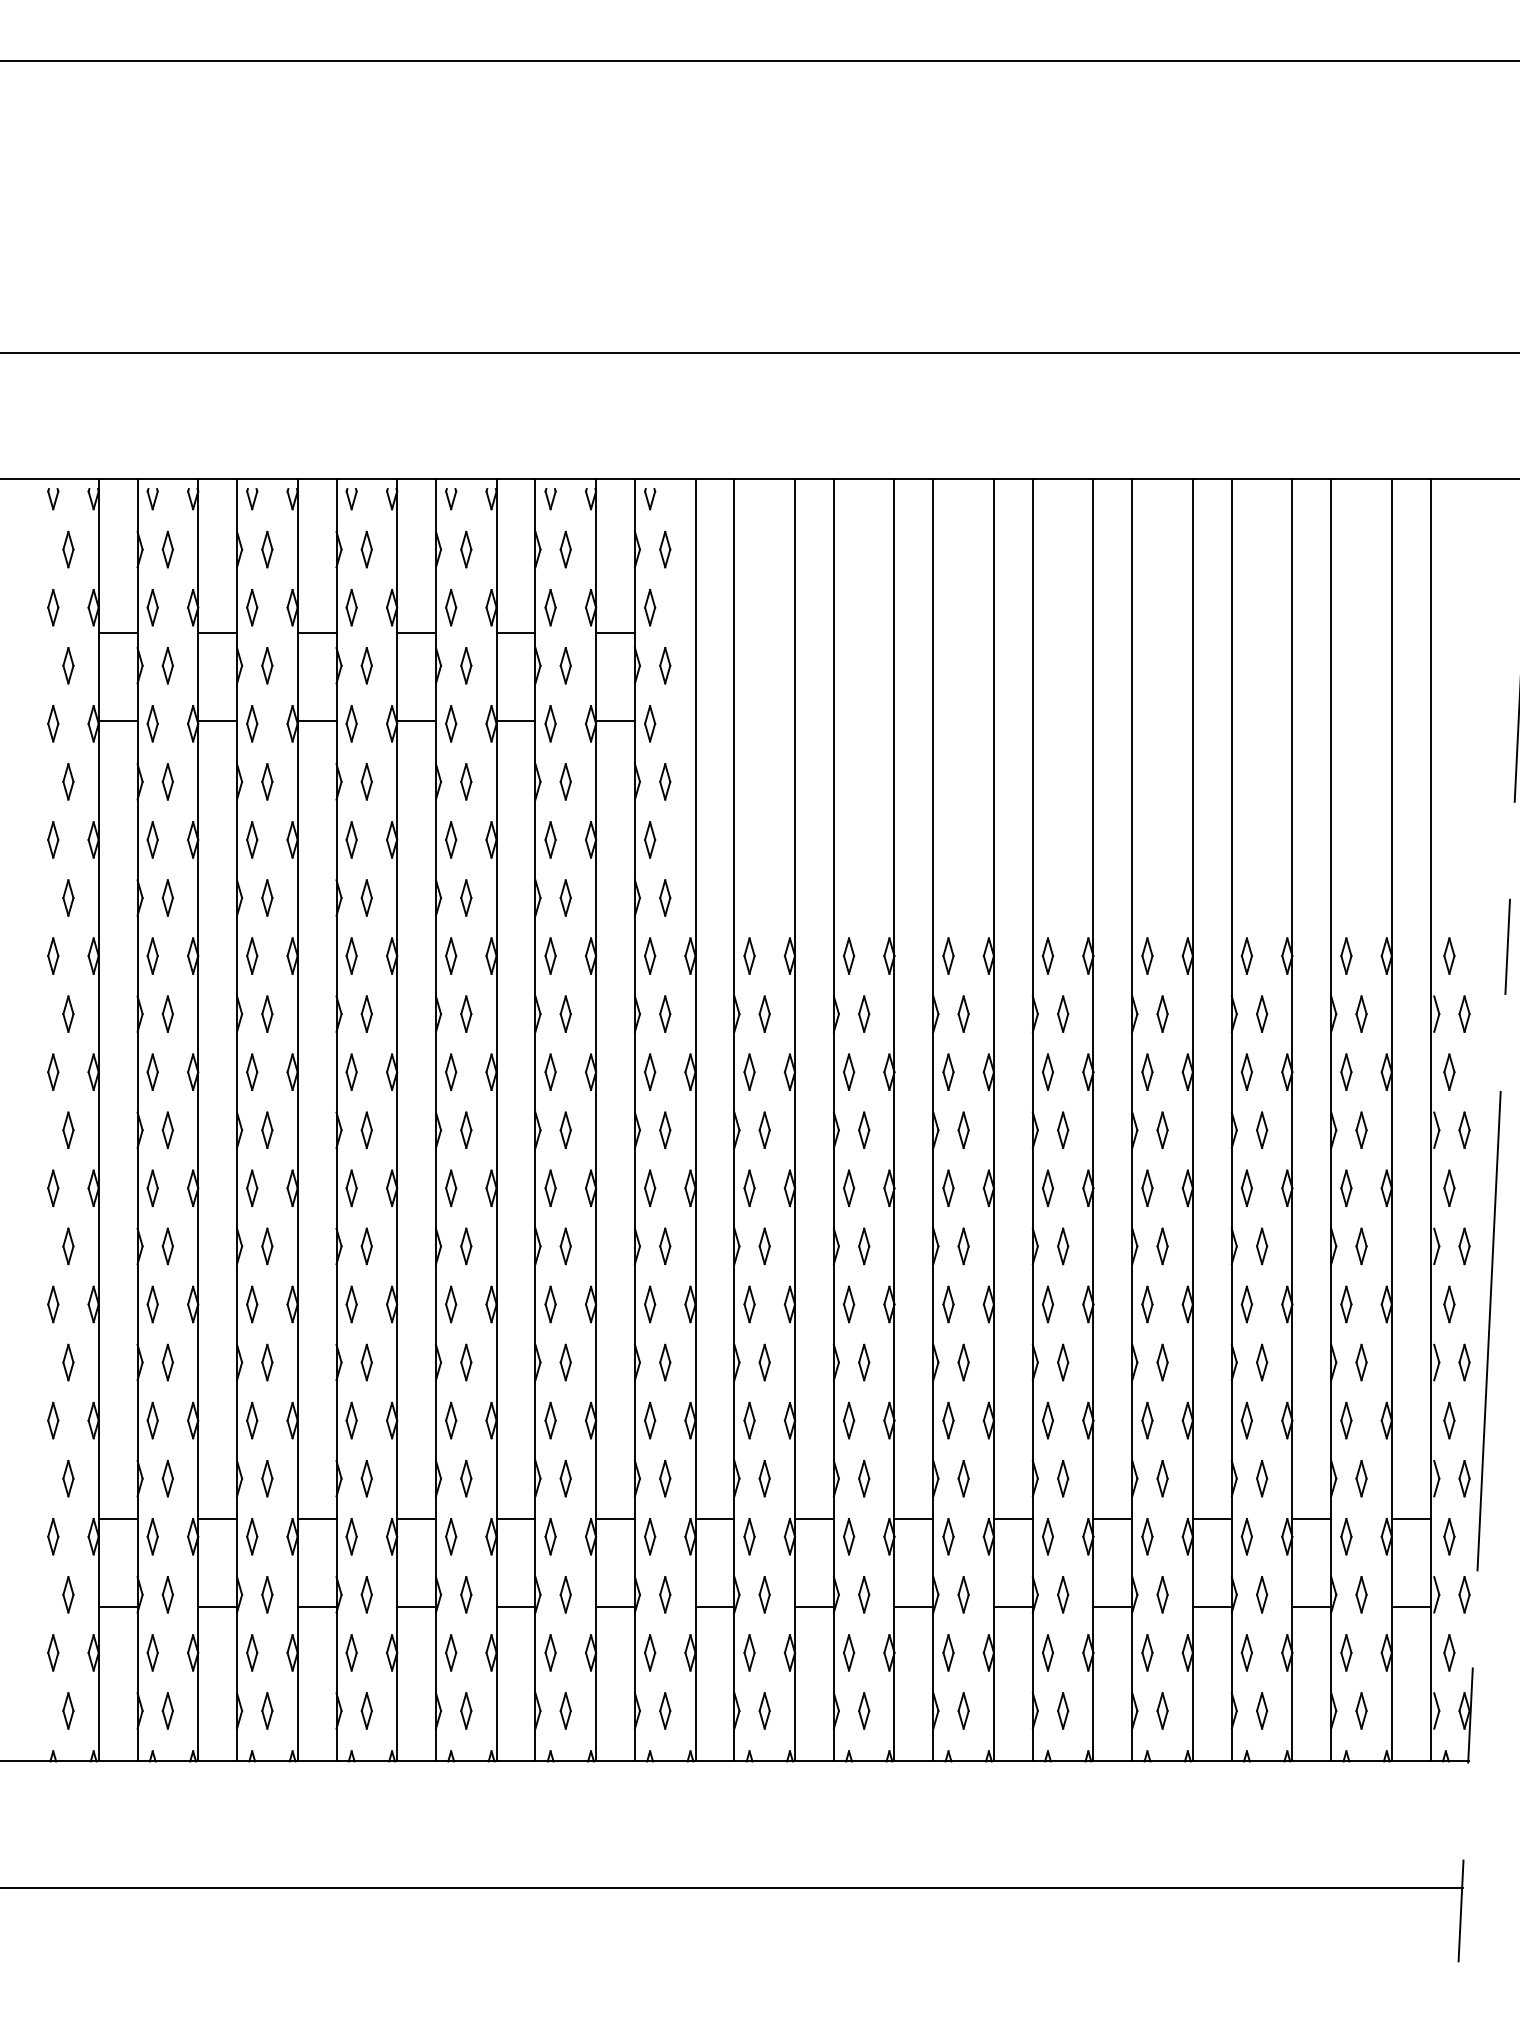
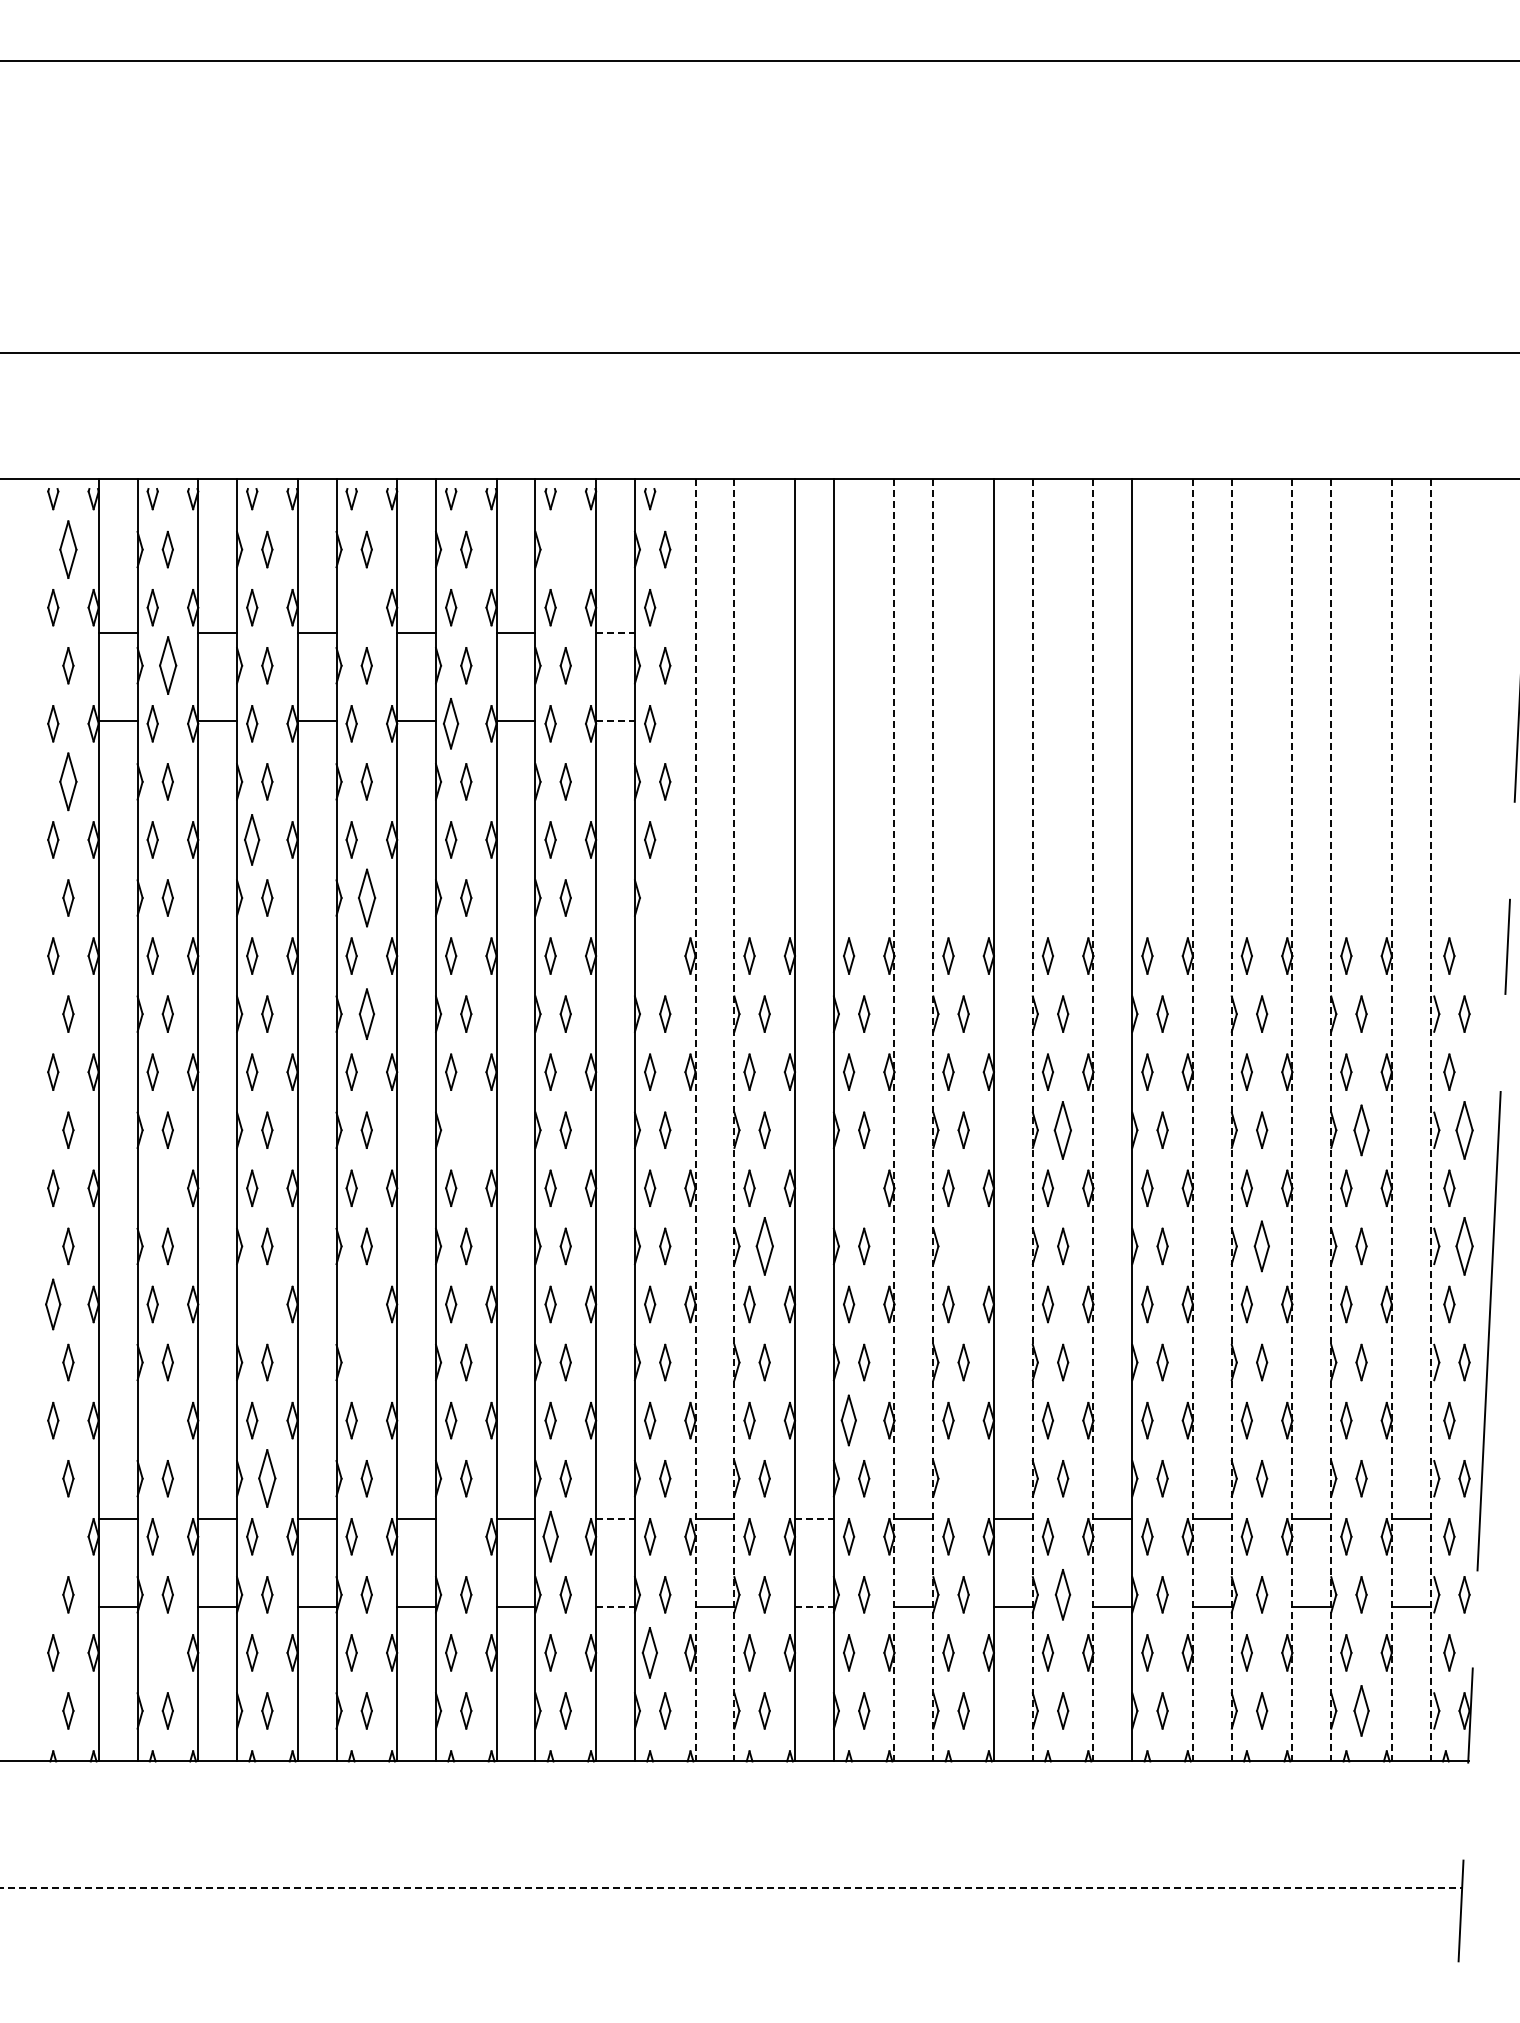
part size: 13x39 px -> 19x59 px (68, 549)
part: present -> none (565, 549)
part: present -> none (351, 607)
line: solid -> dashed (616, 632)
part size: 13x38 px -> 19x59 px (168, 665)
line: solid -> dashed (616, 721)
part size: 13x38 px -> 18x52 px (450, 723)
part size: 13x38 px -> 19x60 px (68, 781)
part size: 13x38 px -> 17x52 px (252, 839)
part size: 13x38 px -> 19x60 px (367, 897)
part: present -> none (665, 897)
part: present -> none (650, 955)
part size: 13x38 px -> 18x52 px (366, 1013)
line: solid -> dashed (695, 1120)
line: solid -> dashed (734, 1120)
line: solid -> dashed (894, 1120)
line: solid -> dashed (933, 1120)
line: solid -> dashed (1032, 1120)
line: solid -> dashed (1093, 1120)
line: solid -> dashed (1192, 1120)
line: solid -> dashed (1231, 1120)
line: solid -> dashed (1292, 1120)
line: solid -> dashed (1331, 1120)
line: solid -> dashed (1391, 1120)
line: solid -> dashed (1430, 1120)
part: present -> none (466, 1129)
part size: 13x38 px -> 19x59 px (1062, 1130)
part size: 13x38 px -> 17x53 px (1361, 1130)
part size: 13x38 px -> 19x59 px (1464, 1130)
part: present -> none (152, 1187)
part: present -> none (849, 1187)
part size: 13x39 px -> 19x59 px (764, 1246)
part: present -> none (963, 1246)
part size: 13x39 px -> 17x53 px (1261, 1246)
part size: 13x39 px -> 19x59 px (1464, 1246)
part size: 13x39 px -> 17x53 px (53, 1304)
part: present -> none (252, 1304)
part: present -> none (351, 1304)
part: present -> none (366, 1362)
part: present -> none (152, 1420)
part size: 13x38 px -> 17x53 px (848, 1420)
part size: 13x38 px -> 19x59 px (267, 1478)
part: present -> none (963, 1478)
line: solid -> dashed (616, 1519)
line: solid -> dashed (814, 1519)
part: present -> none (53, 1536)
part: present -> none (451, 1536)
part size: 13x38 px -> 17x53 px (550, 1536)
part size: 13x38 px -> 18x52 px (1062, 1594)
line: solid -> dashed (616, 1607)
line: solid -> dashed (814, 1607)
part: present -> none (152, 1652)
part size: 13x38 px -> 17x52 px (649, 1652)
part size: 13x38 px -> 17x52 px (1361, 1710)
line: solid -> dashed (731, 1887)
